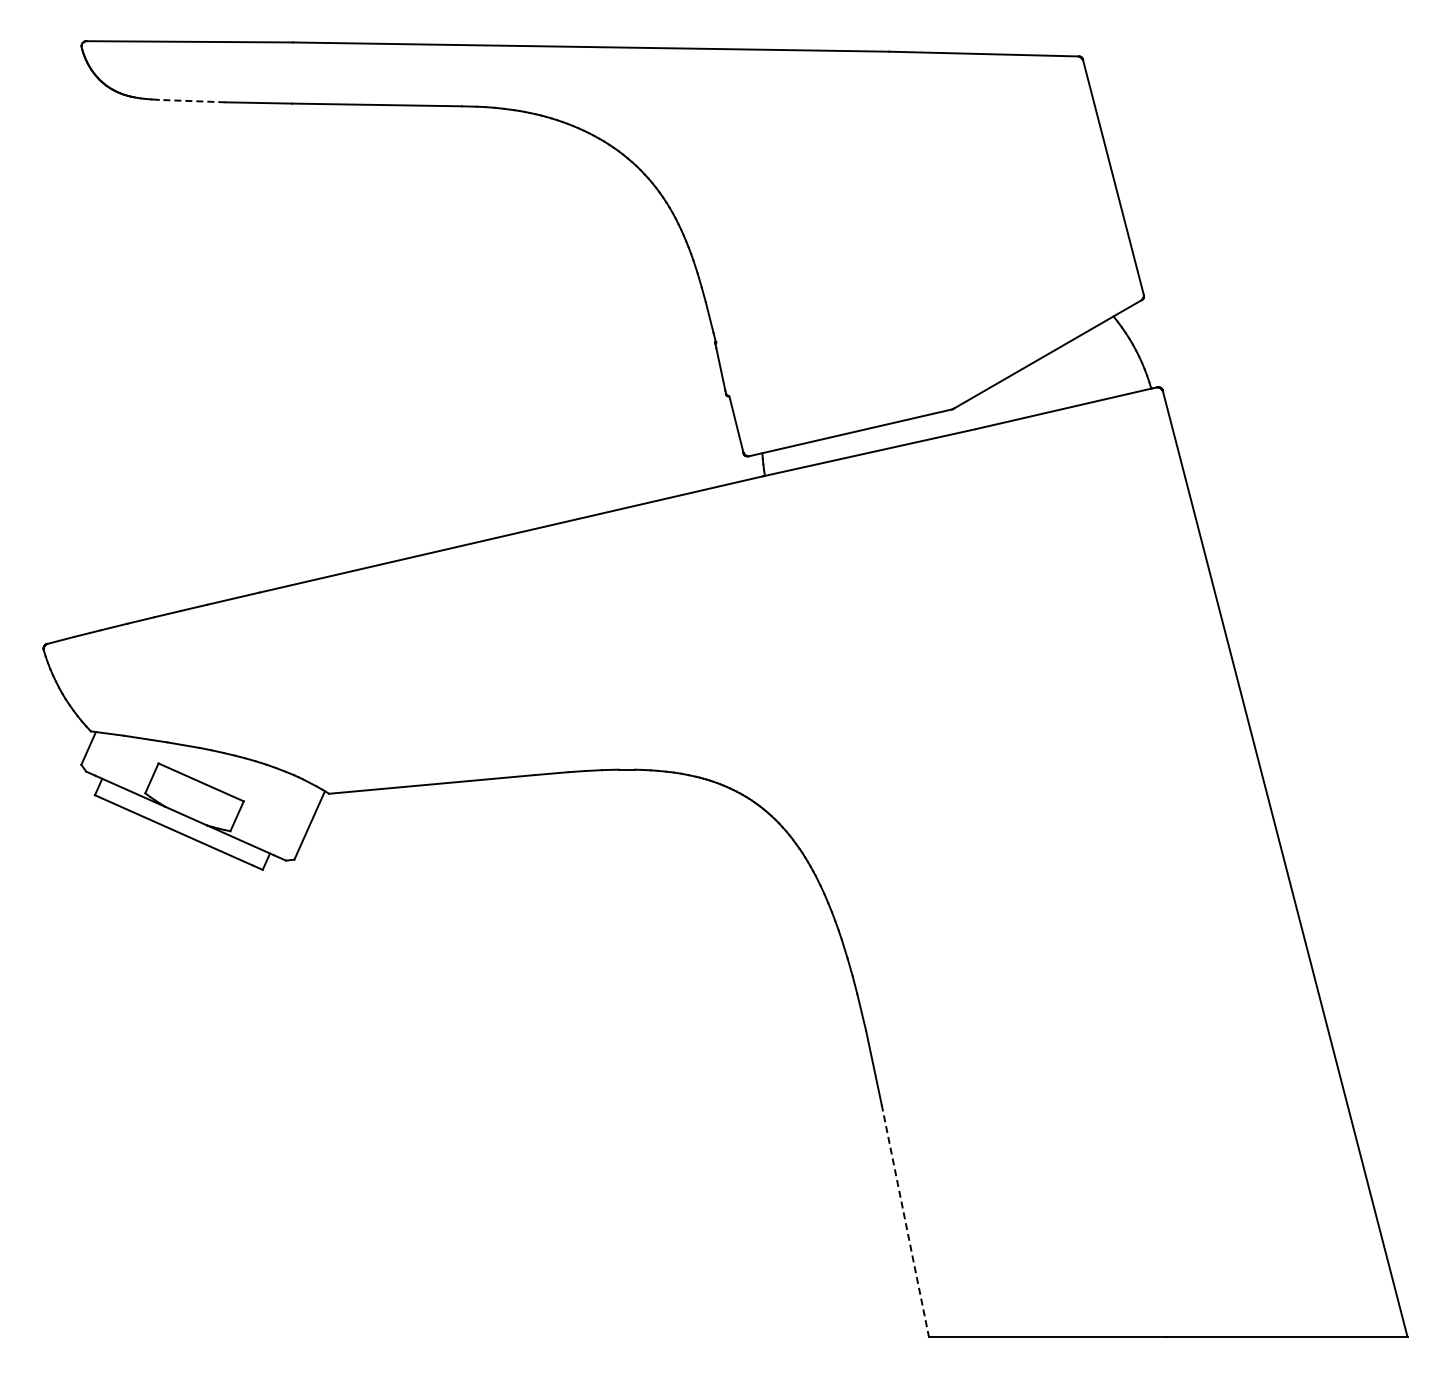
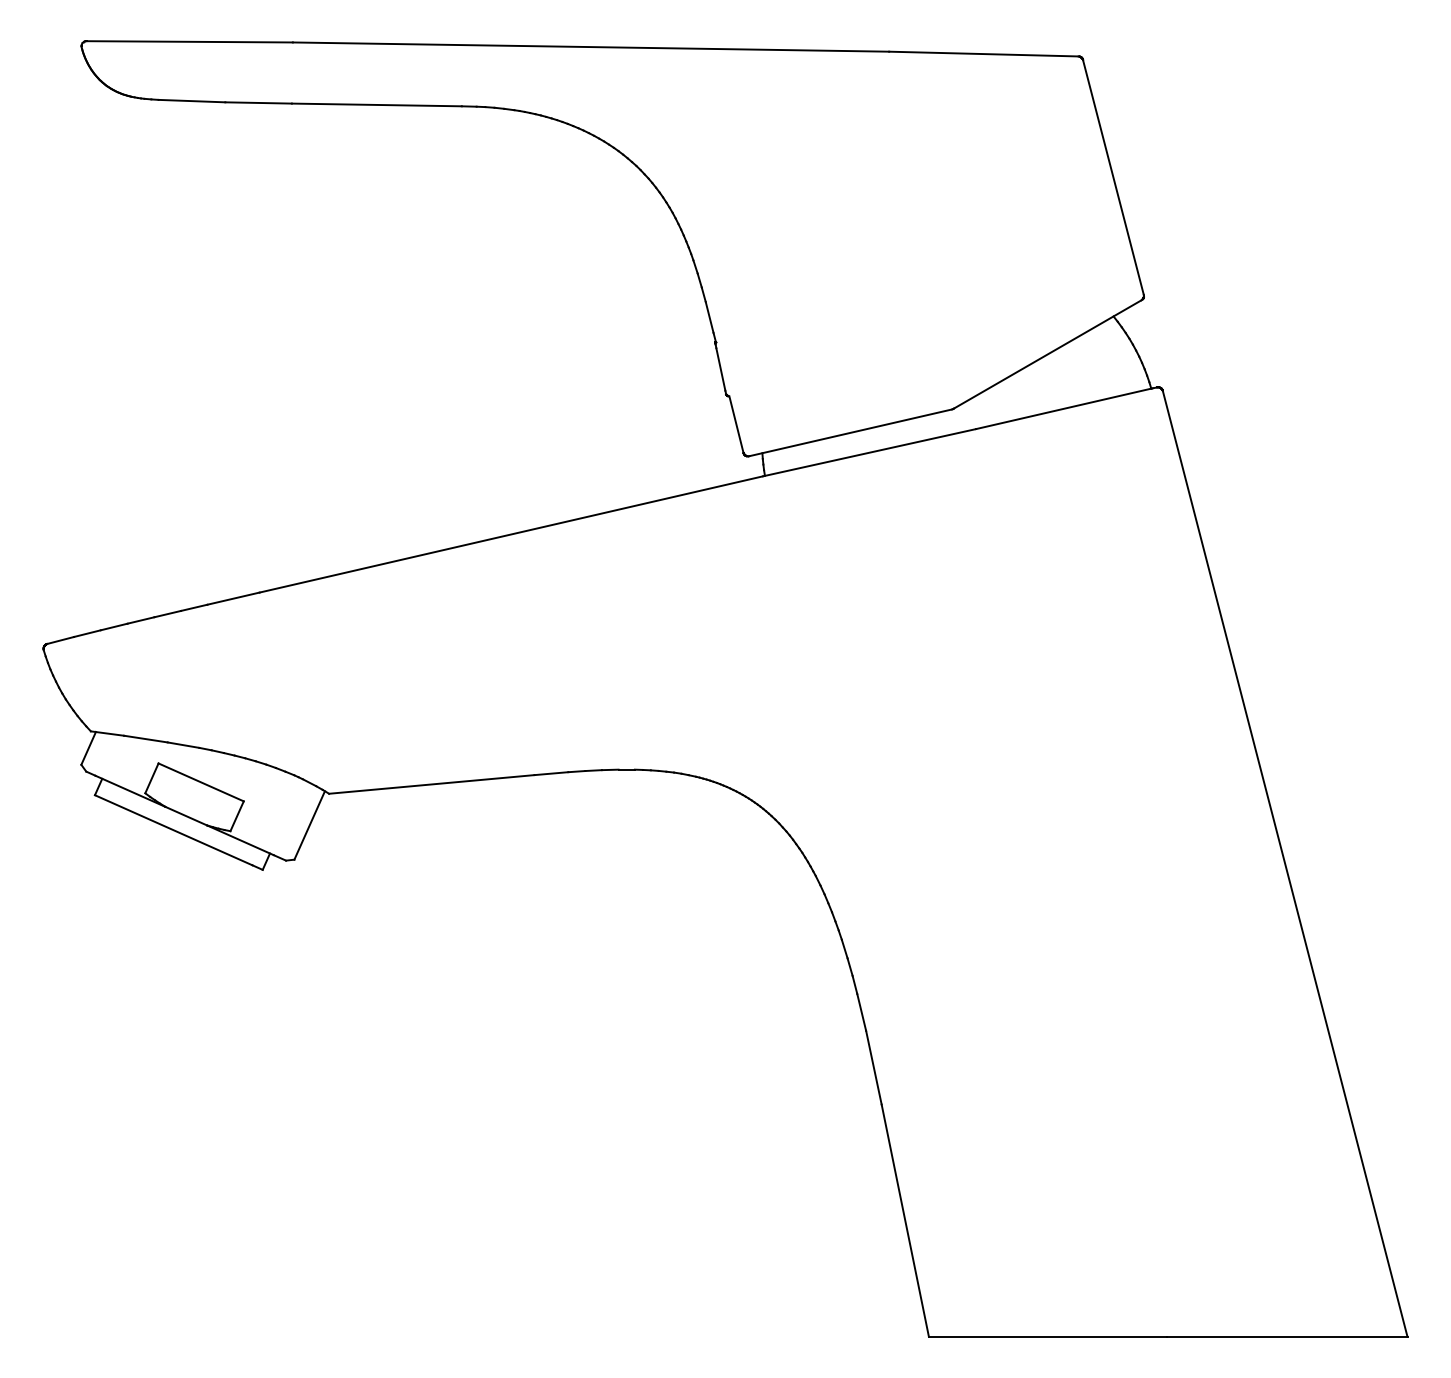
line: dashed -> solid (191, 101)
line: dashed -> solid (905, 1221)
